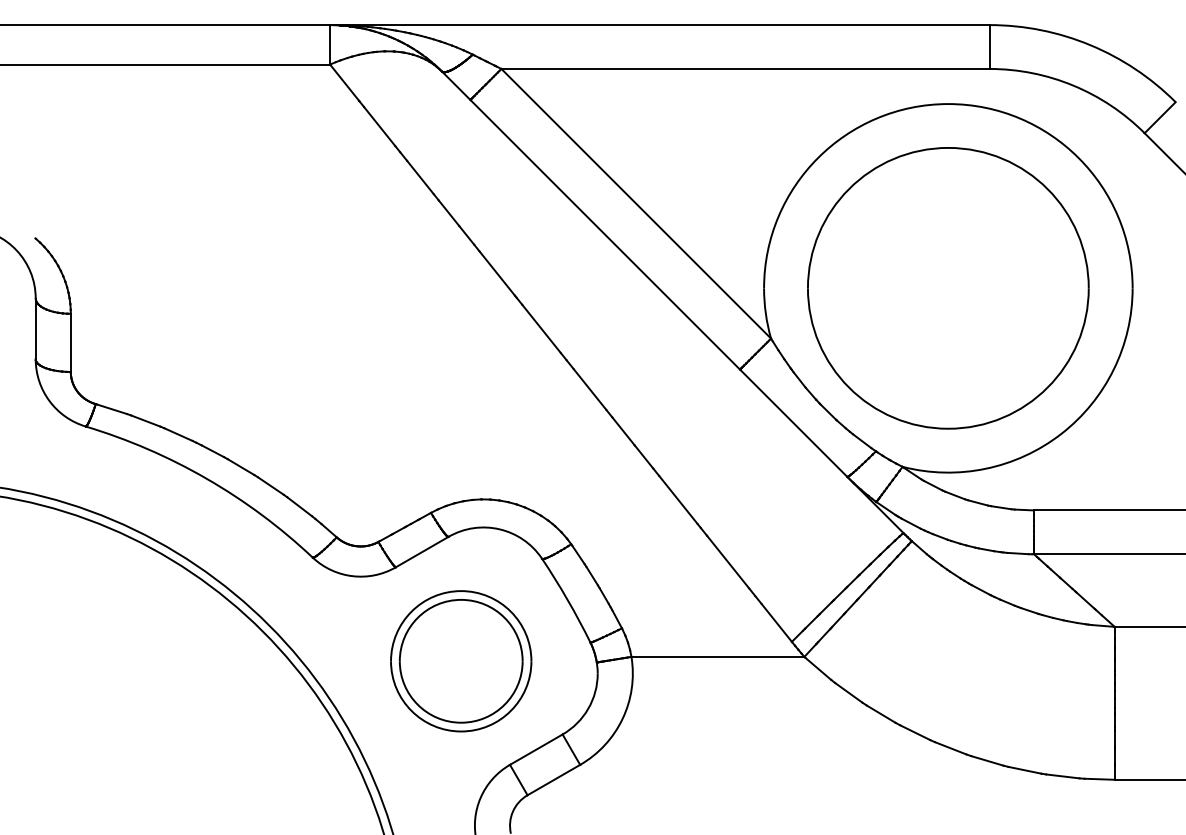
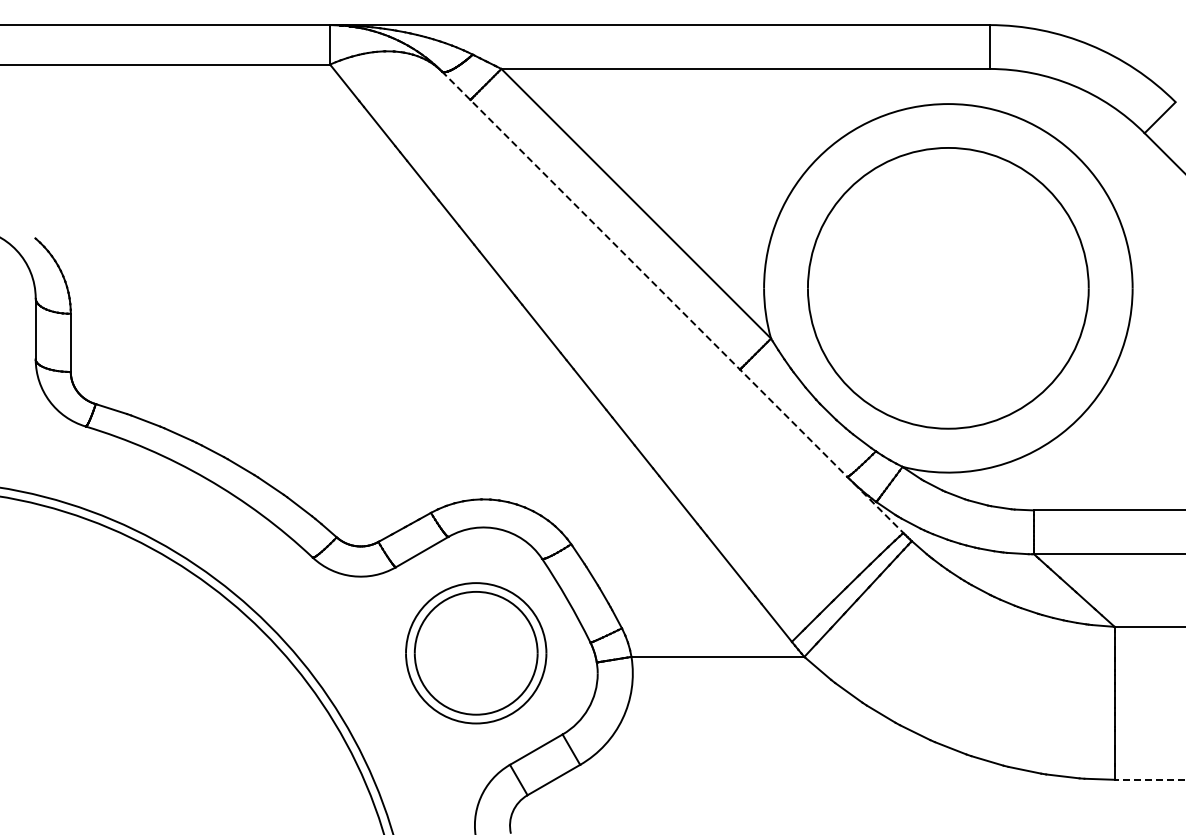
line: solid -> dashed (672, 302)
part position: (461, 661) -> (476, 653) (476, 653)
line: solid -> dashed (1149, 779)
